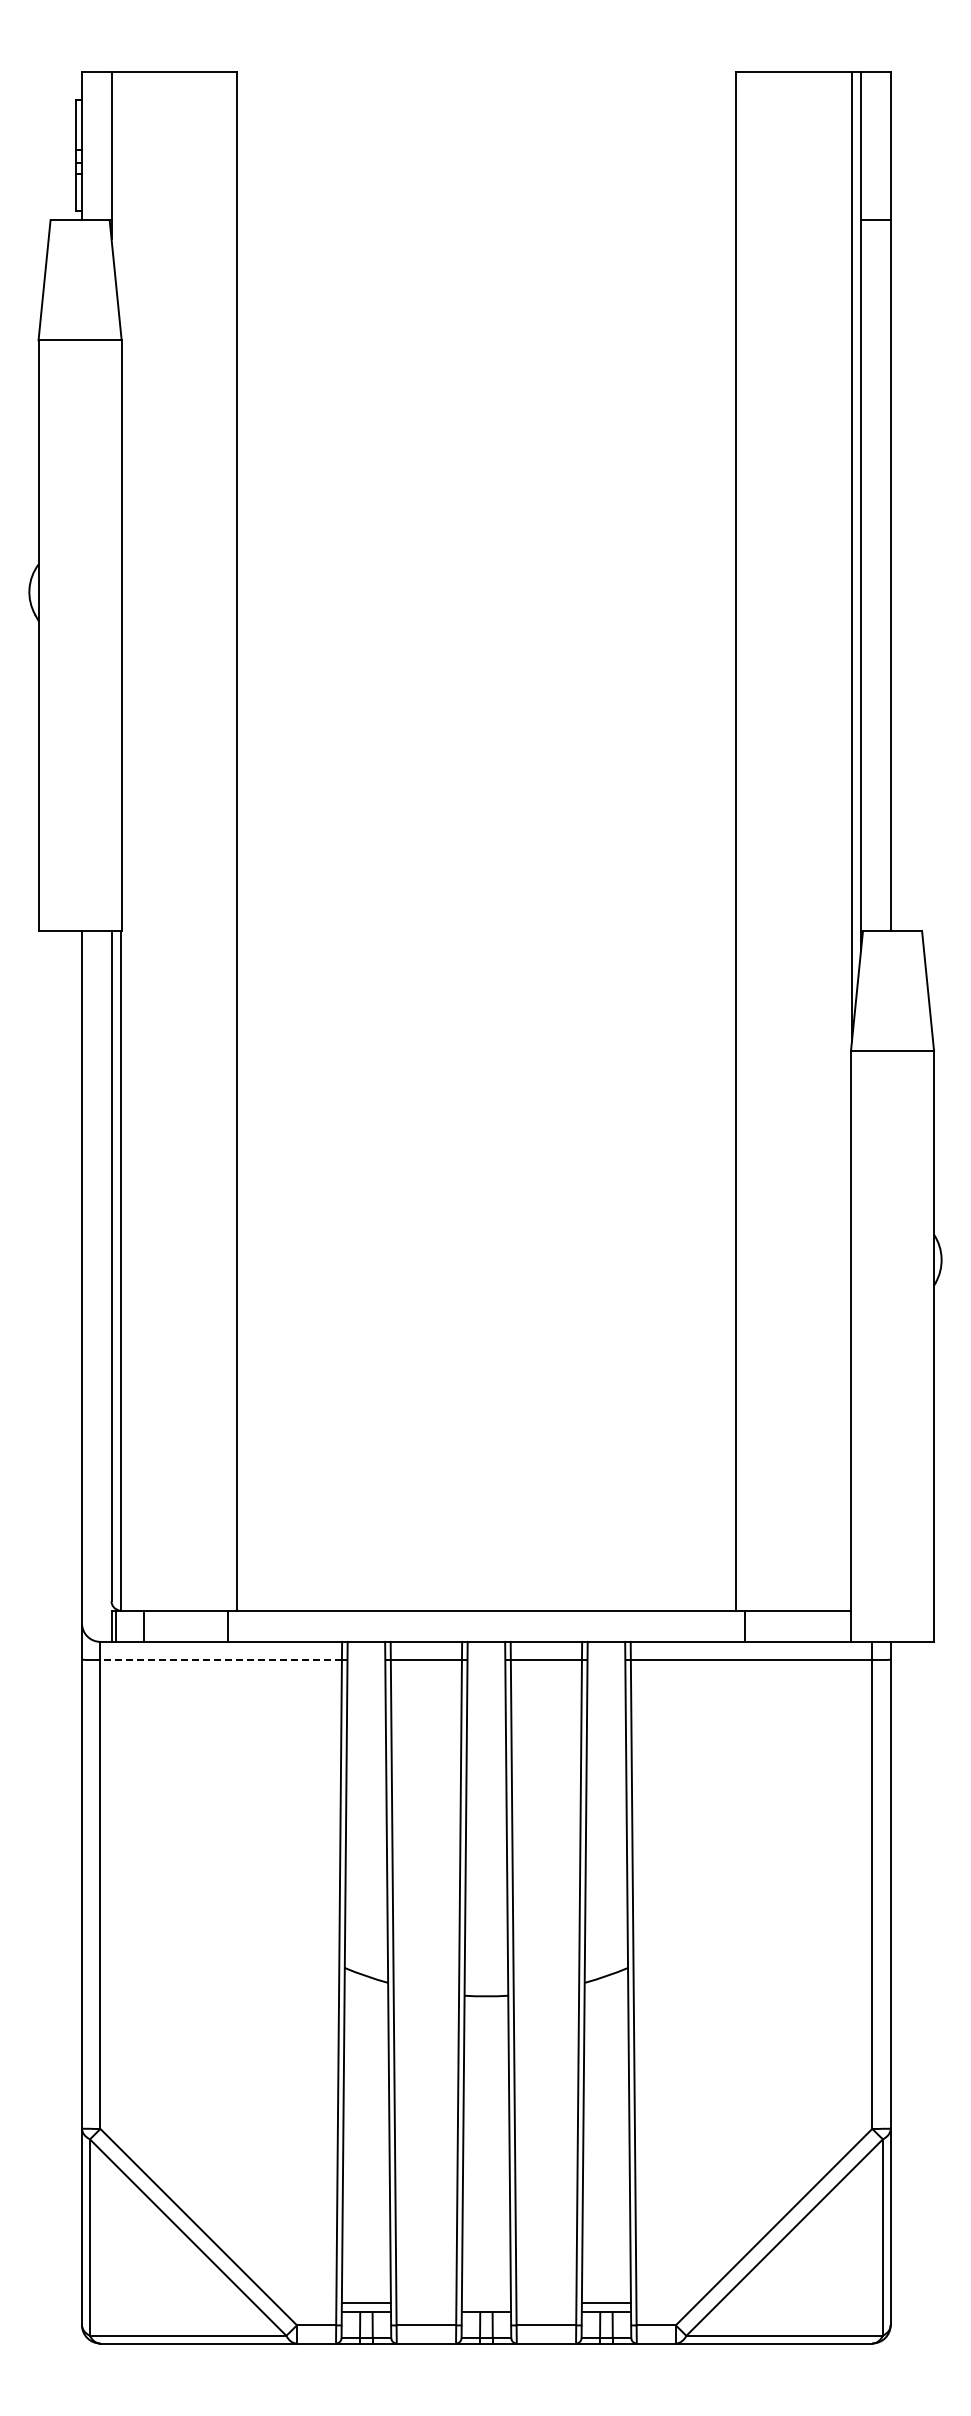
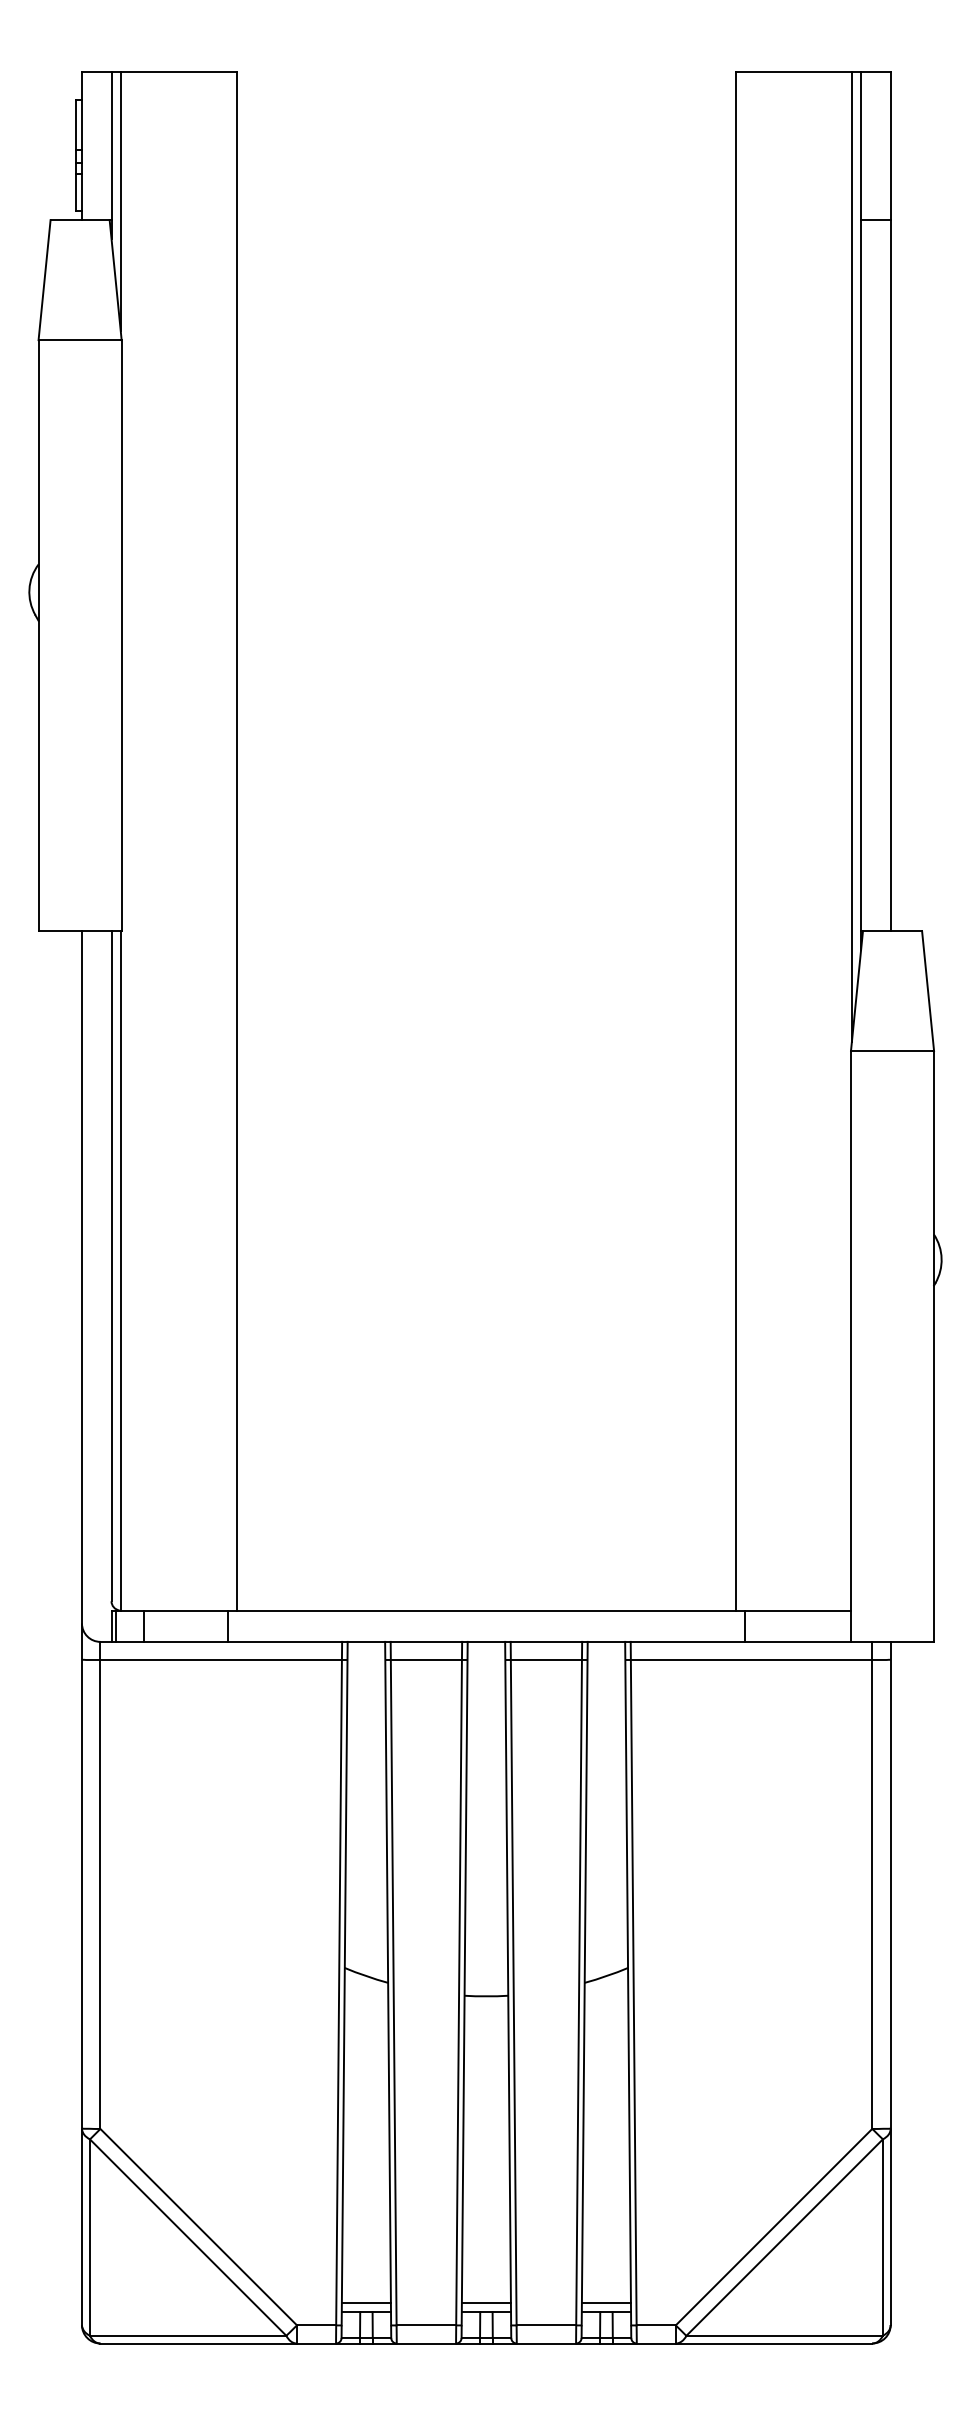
line: none -> present (120, 201)
line: dashed -> solid (221, 1659)
line: none -> present (485, 2303)
